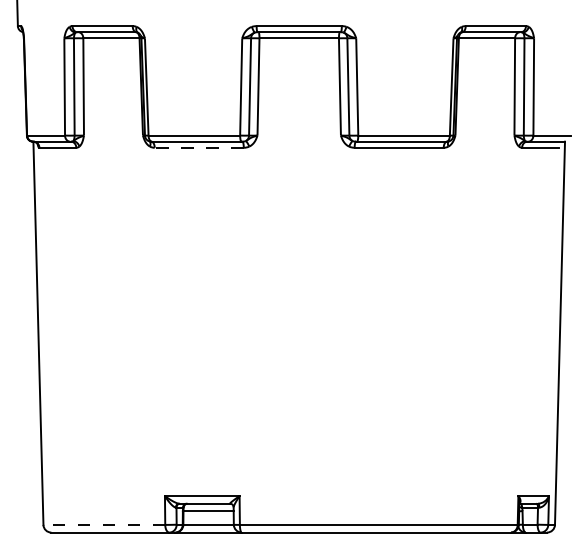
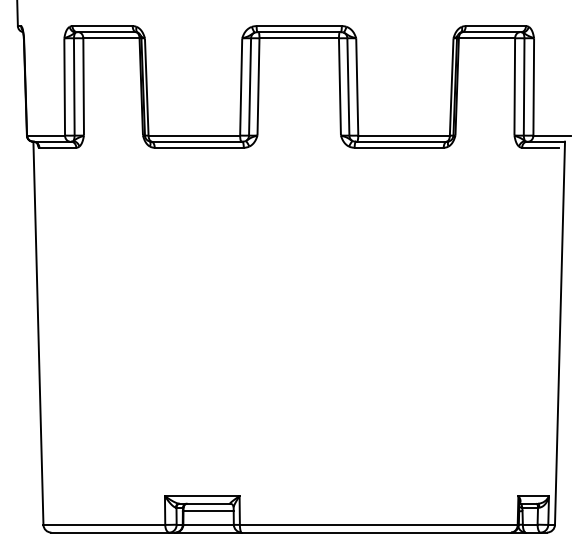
line: dashed -> solid (199, 147)
line: dashed -> solid (104, 524)
